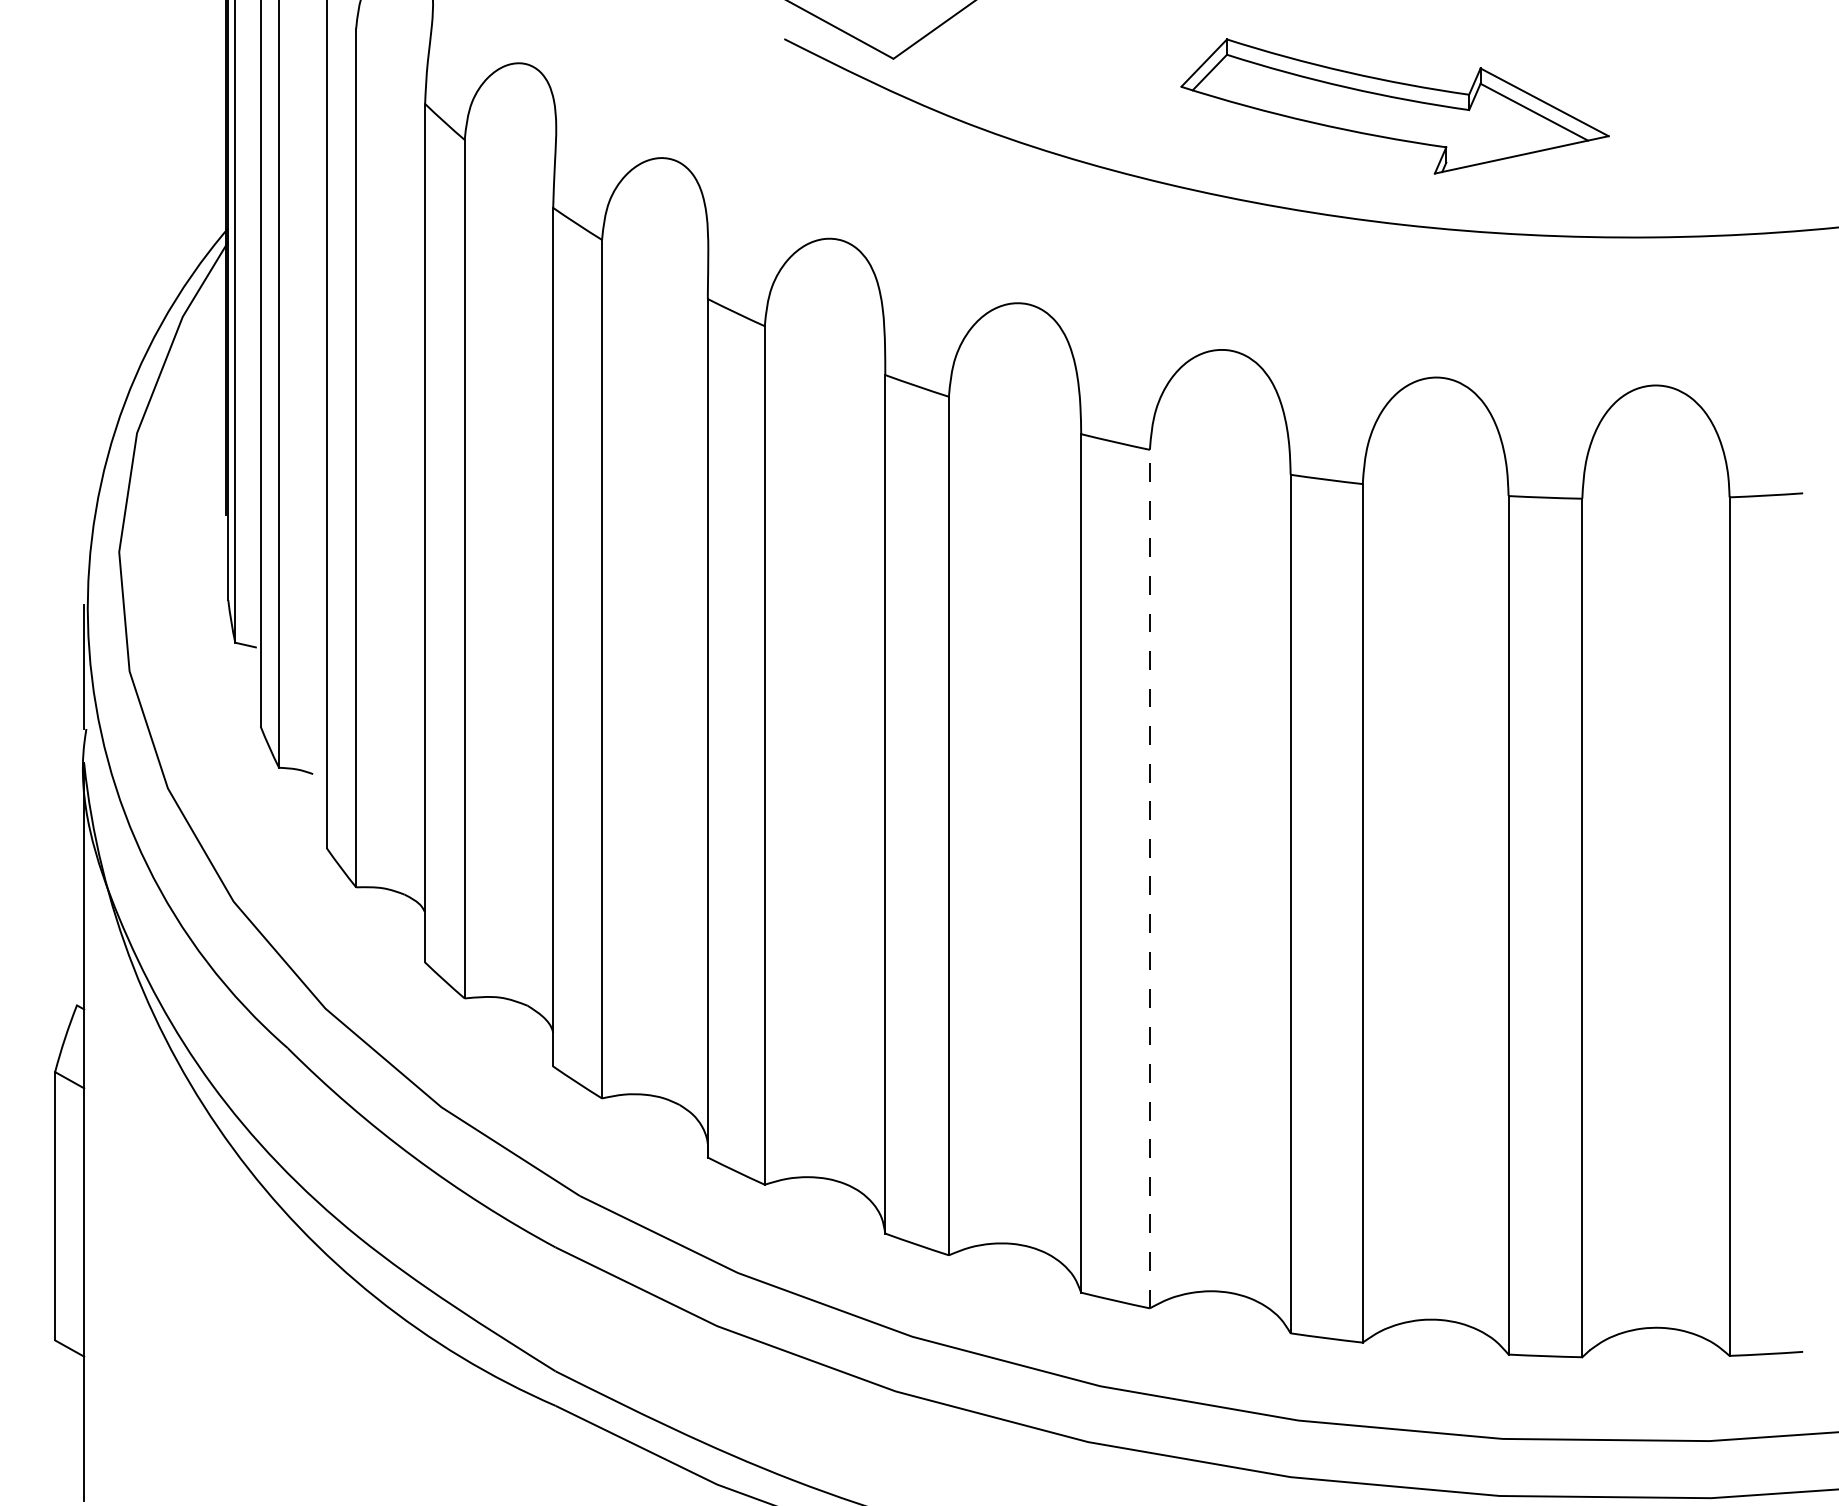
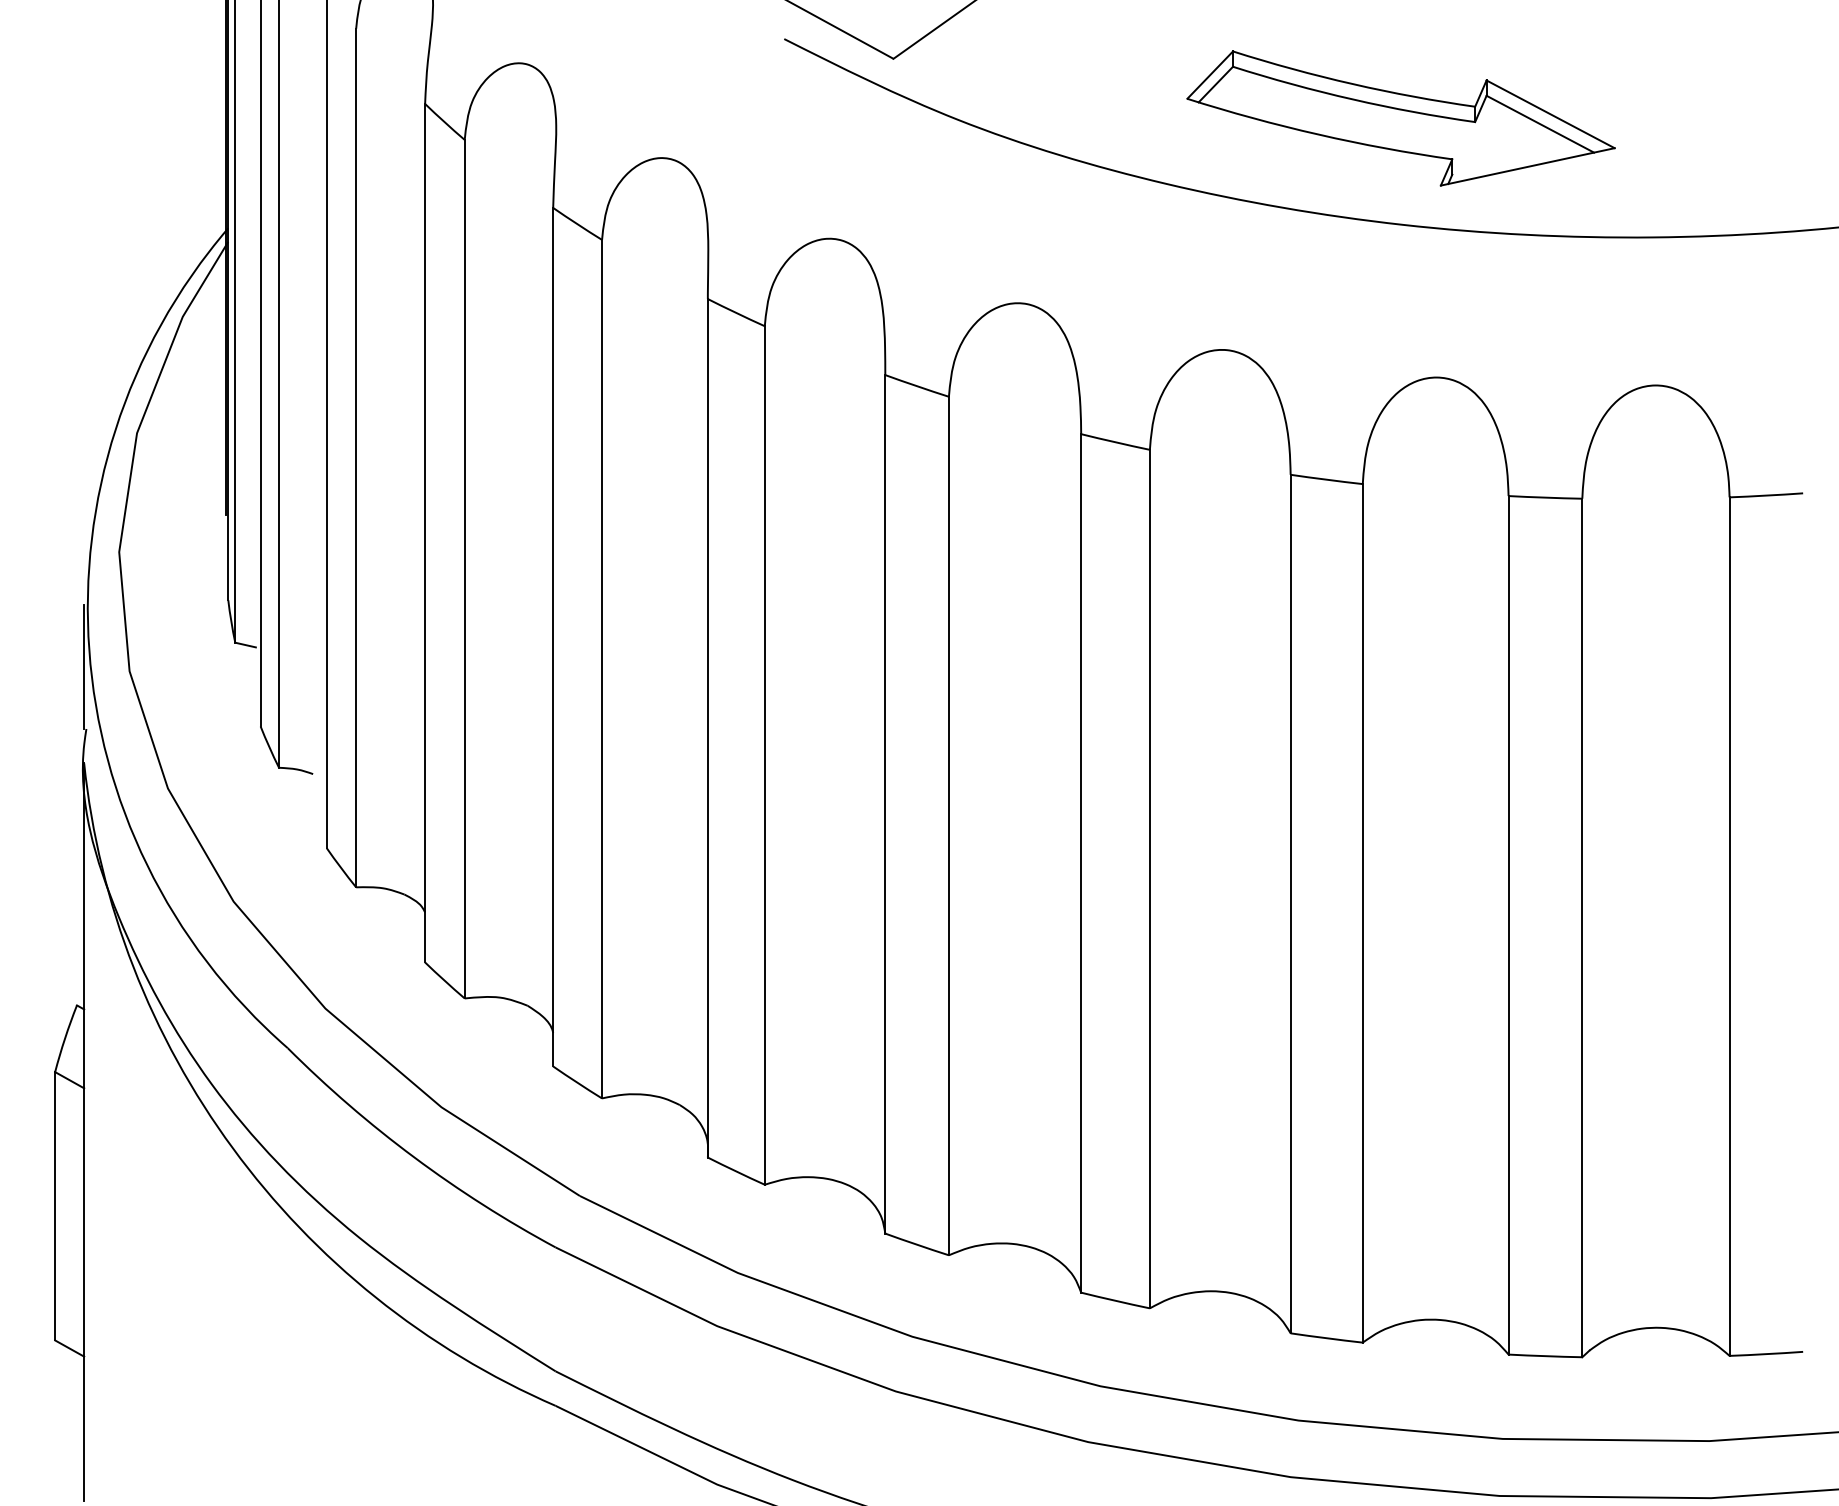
part position: (1394, 106) -> (1400, 118) (1400, 118)
line: dashed -> solid (1149, 878)
